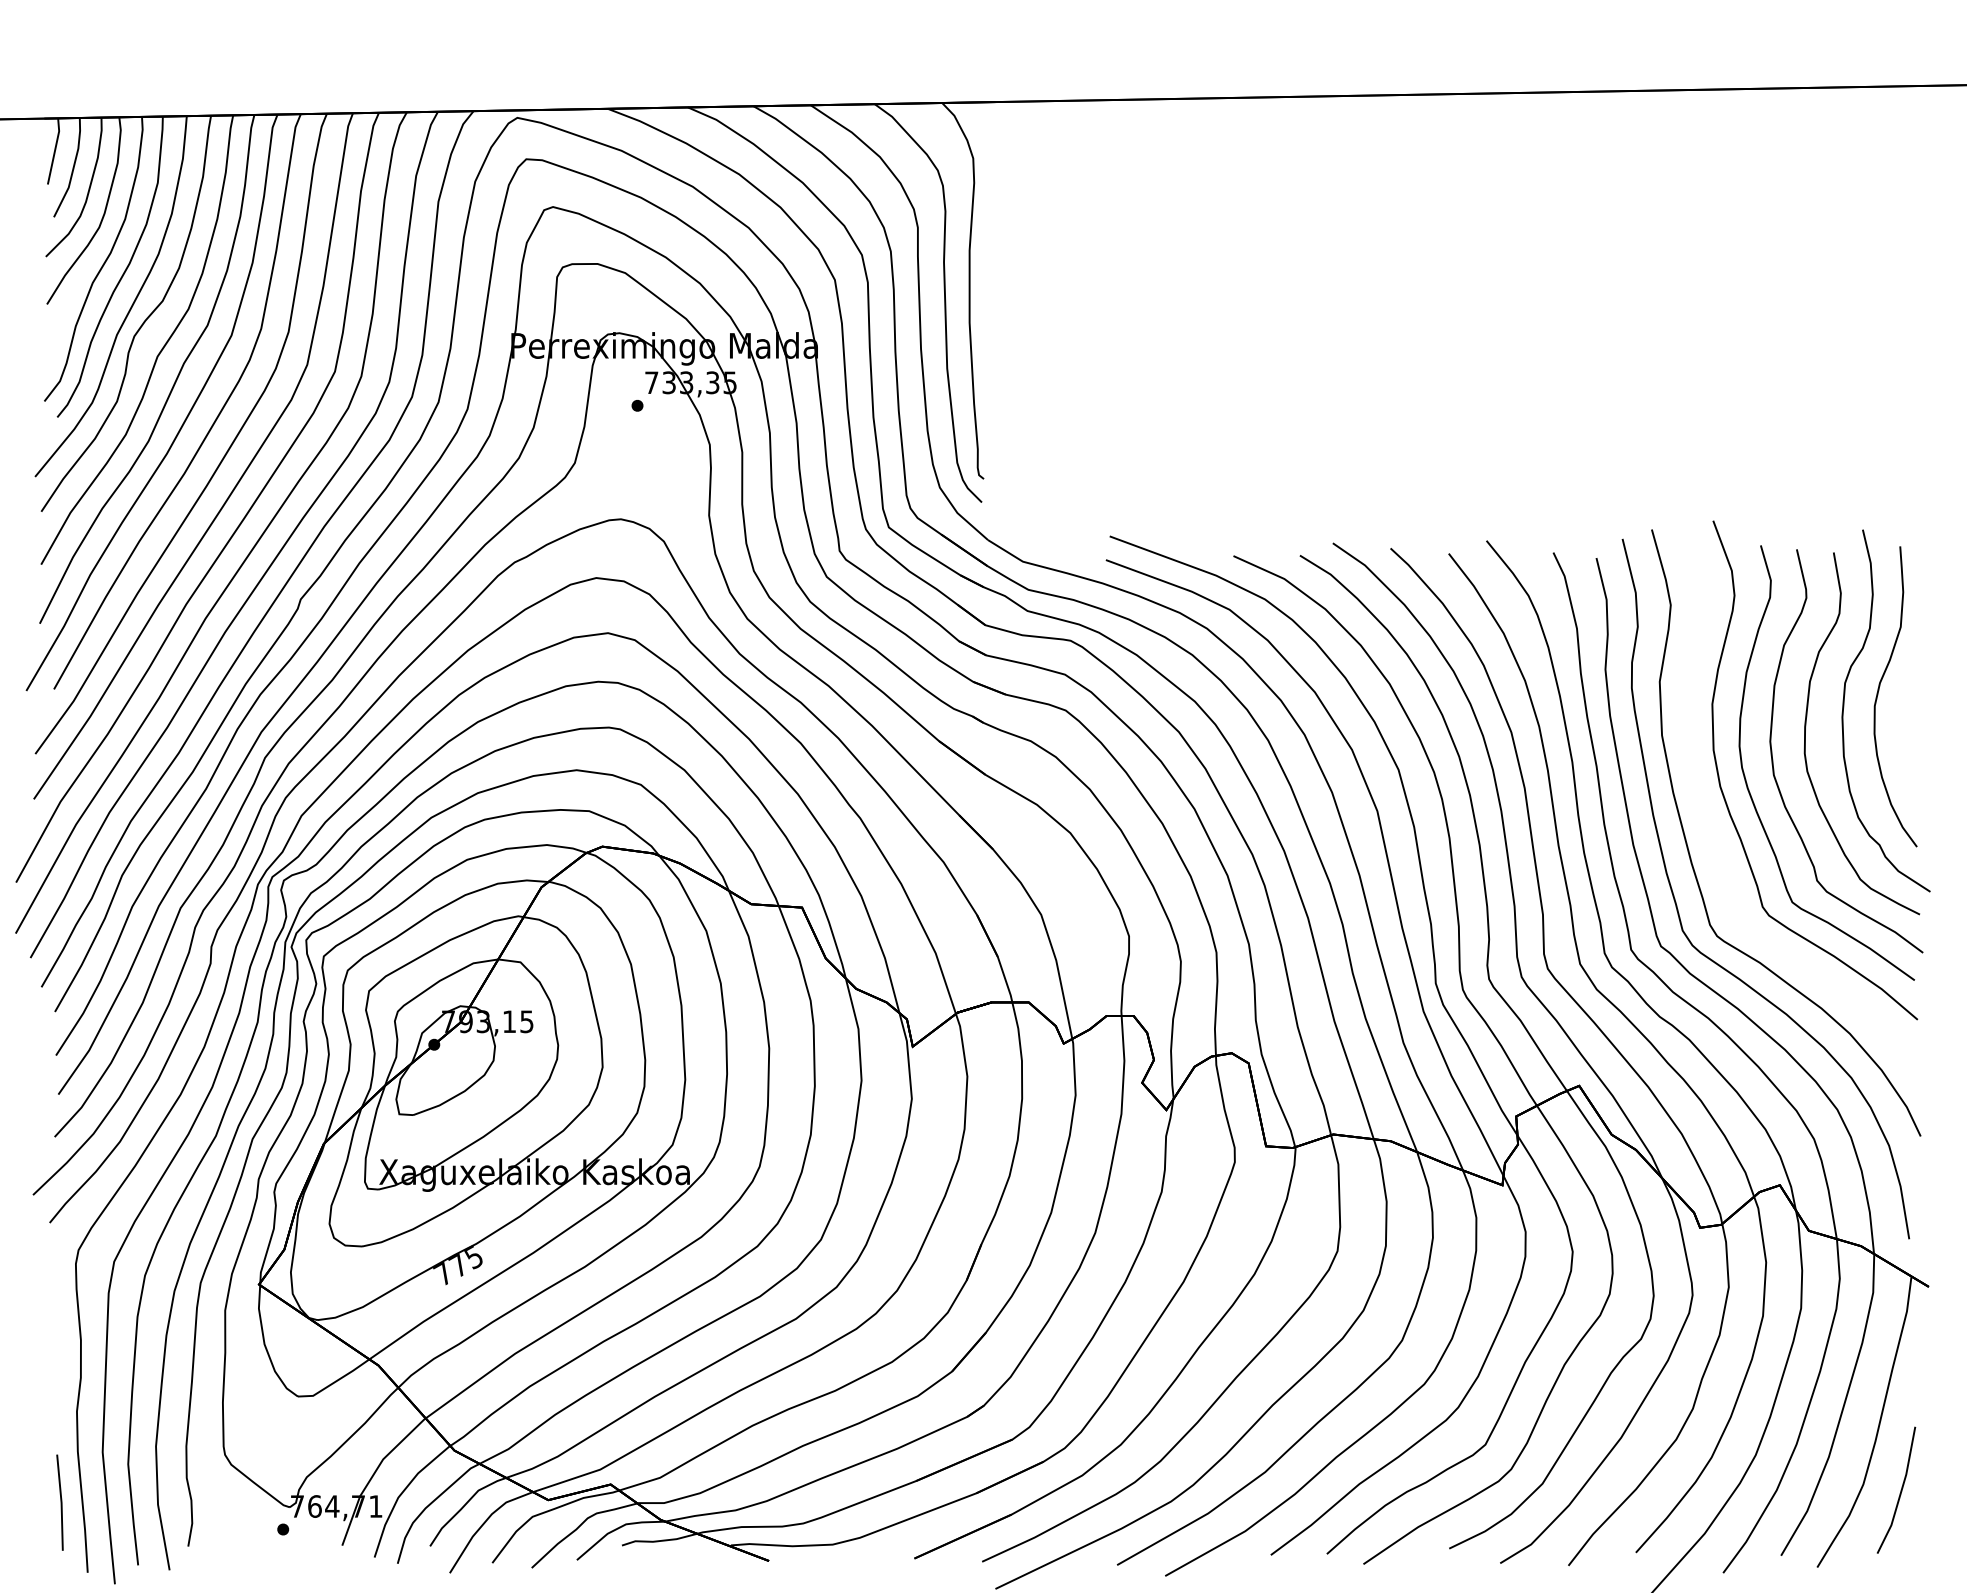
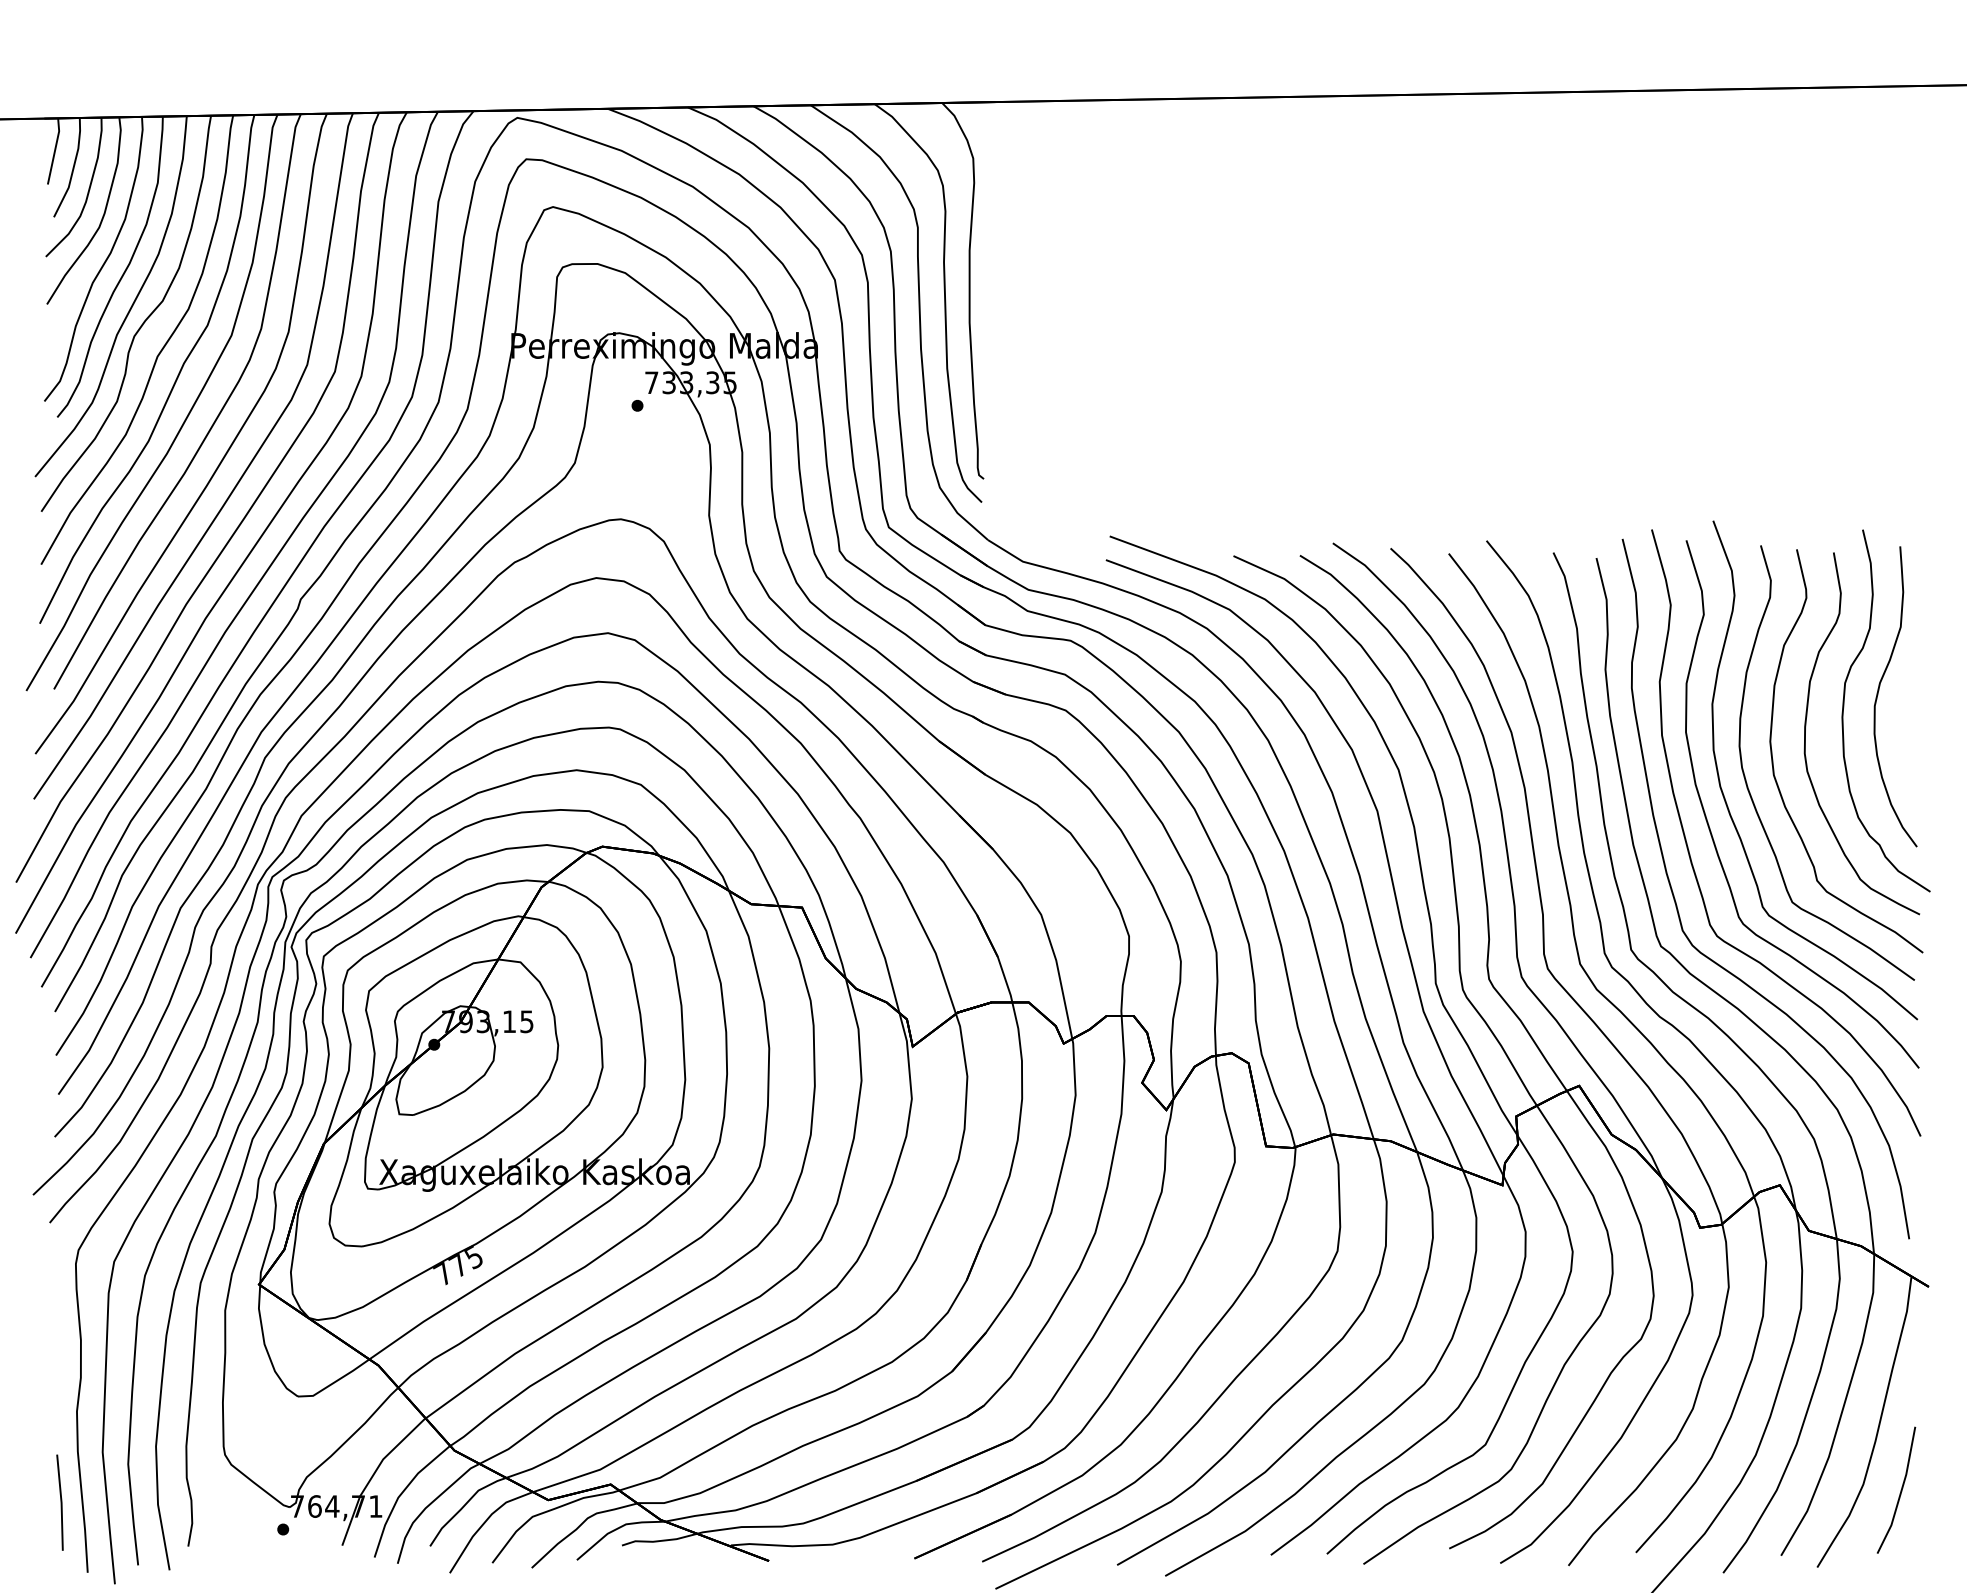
part: none -> present (1712, 834)
